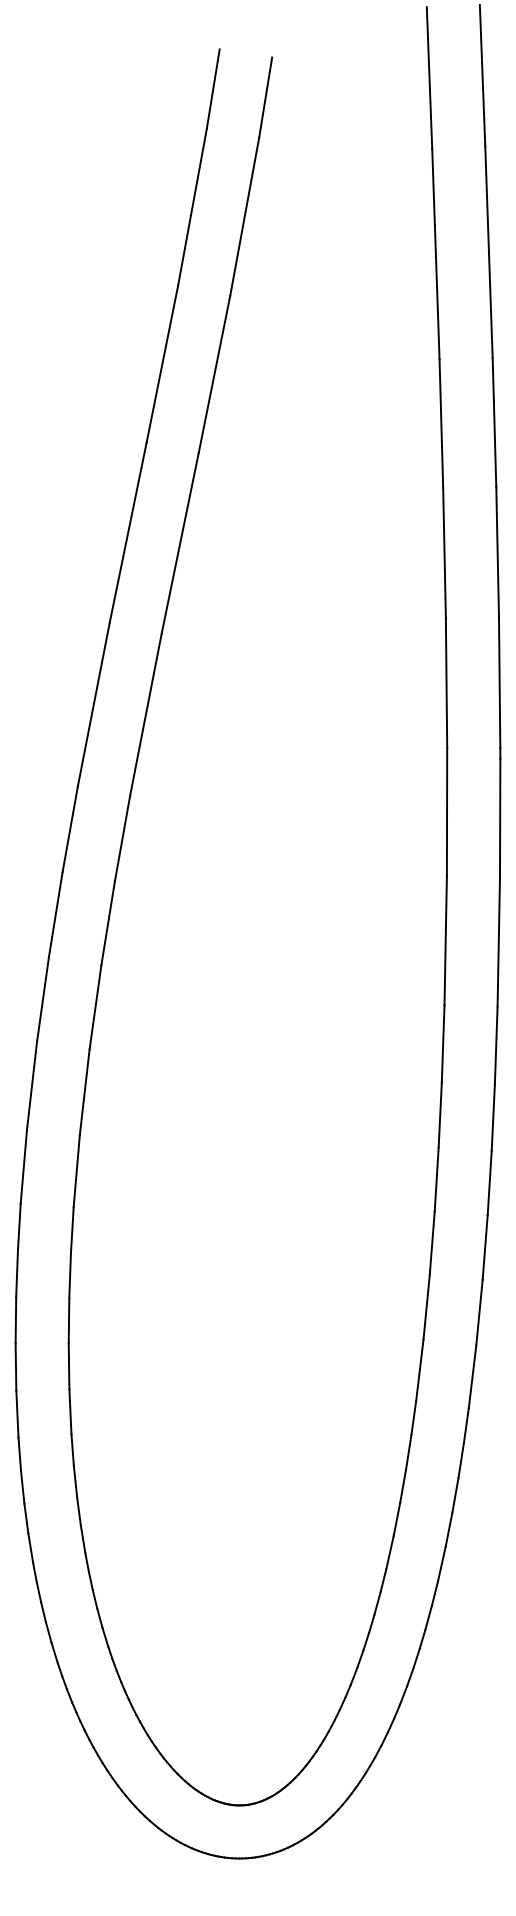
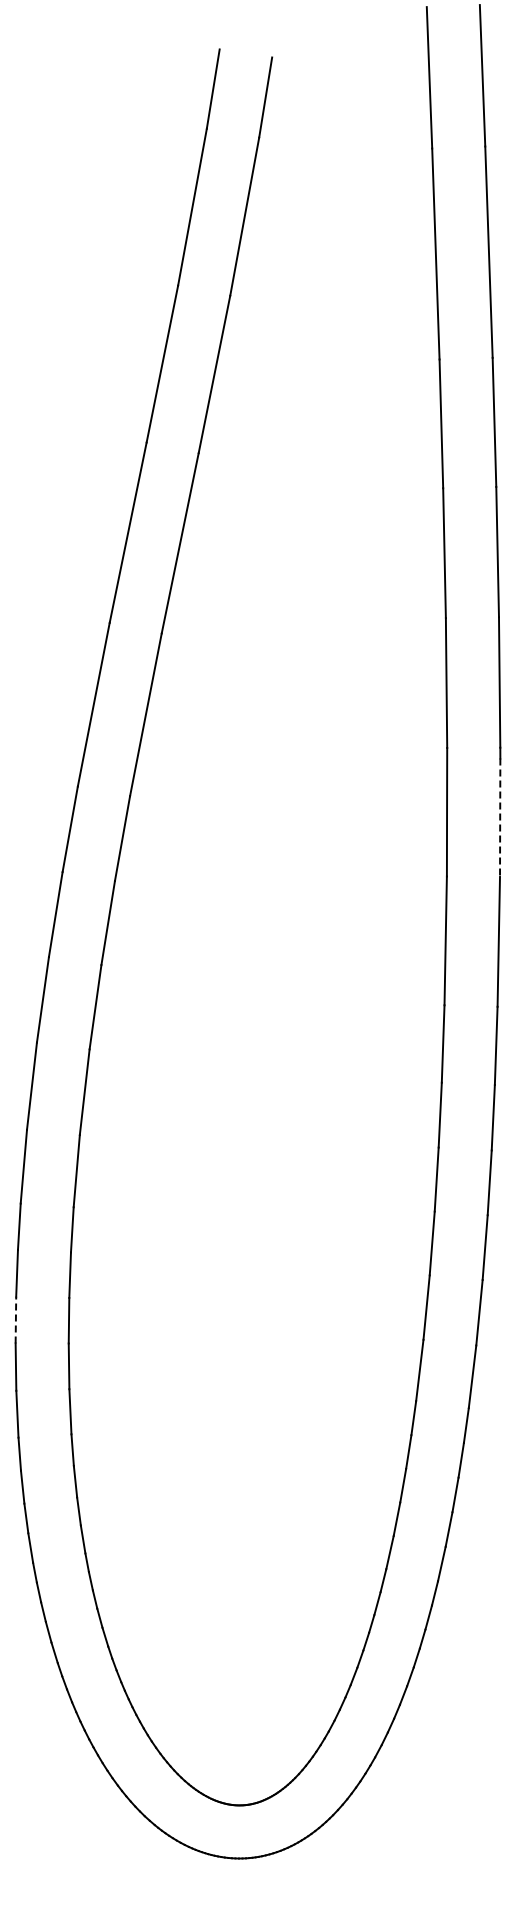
line: solid -> dashed (500, 818)
line: solid -> dashed (15, 1319)
